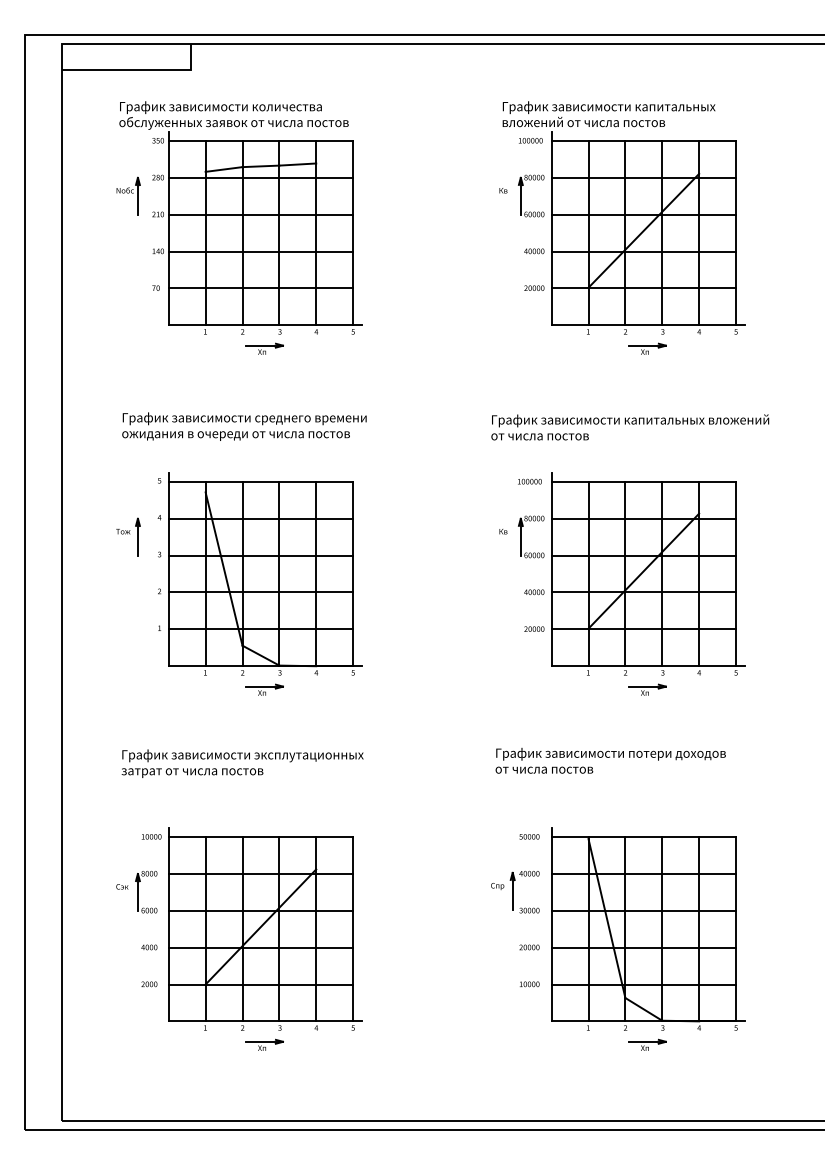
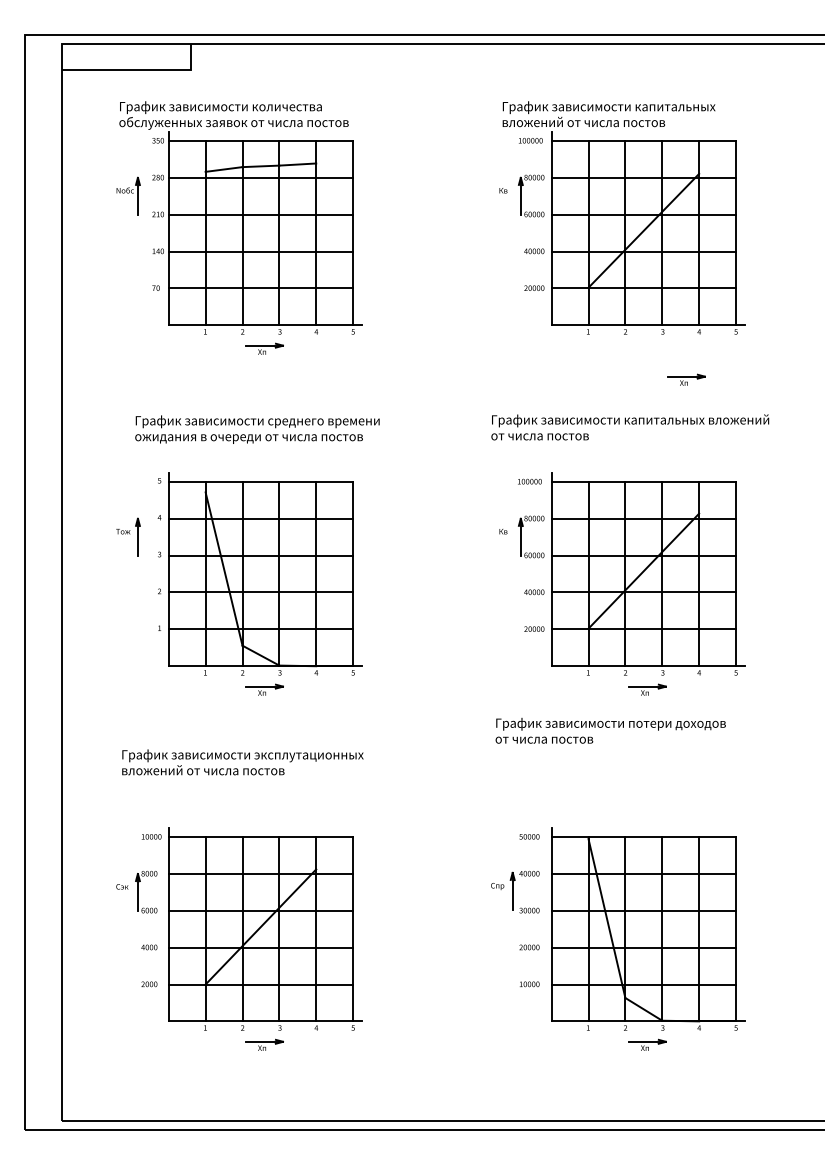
part position: (647, 348) -> (686, 379) (686, 379)
text position: (244, 426) -> (257, 429) (257, 429)
text position: (610, 760) -> (610, 730) (610, 730)
text: затрат от числа постов -> вложений от числа постов (202, 771)
